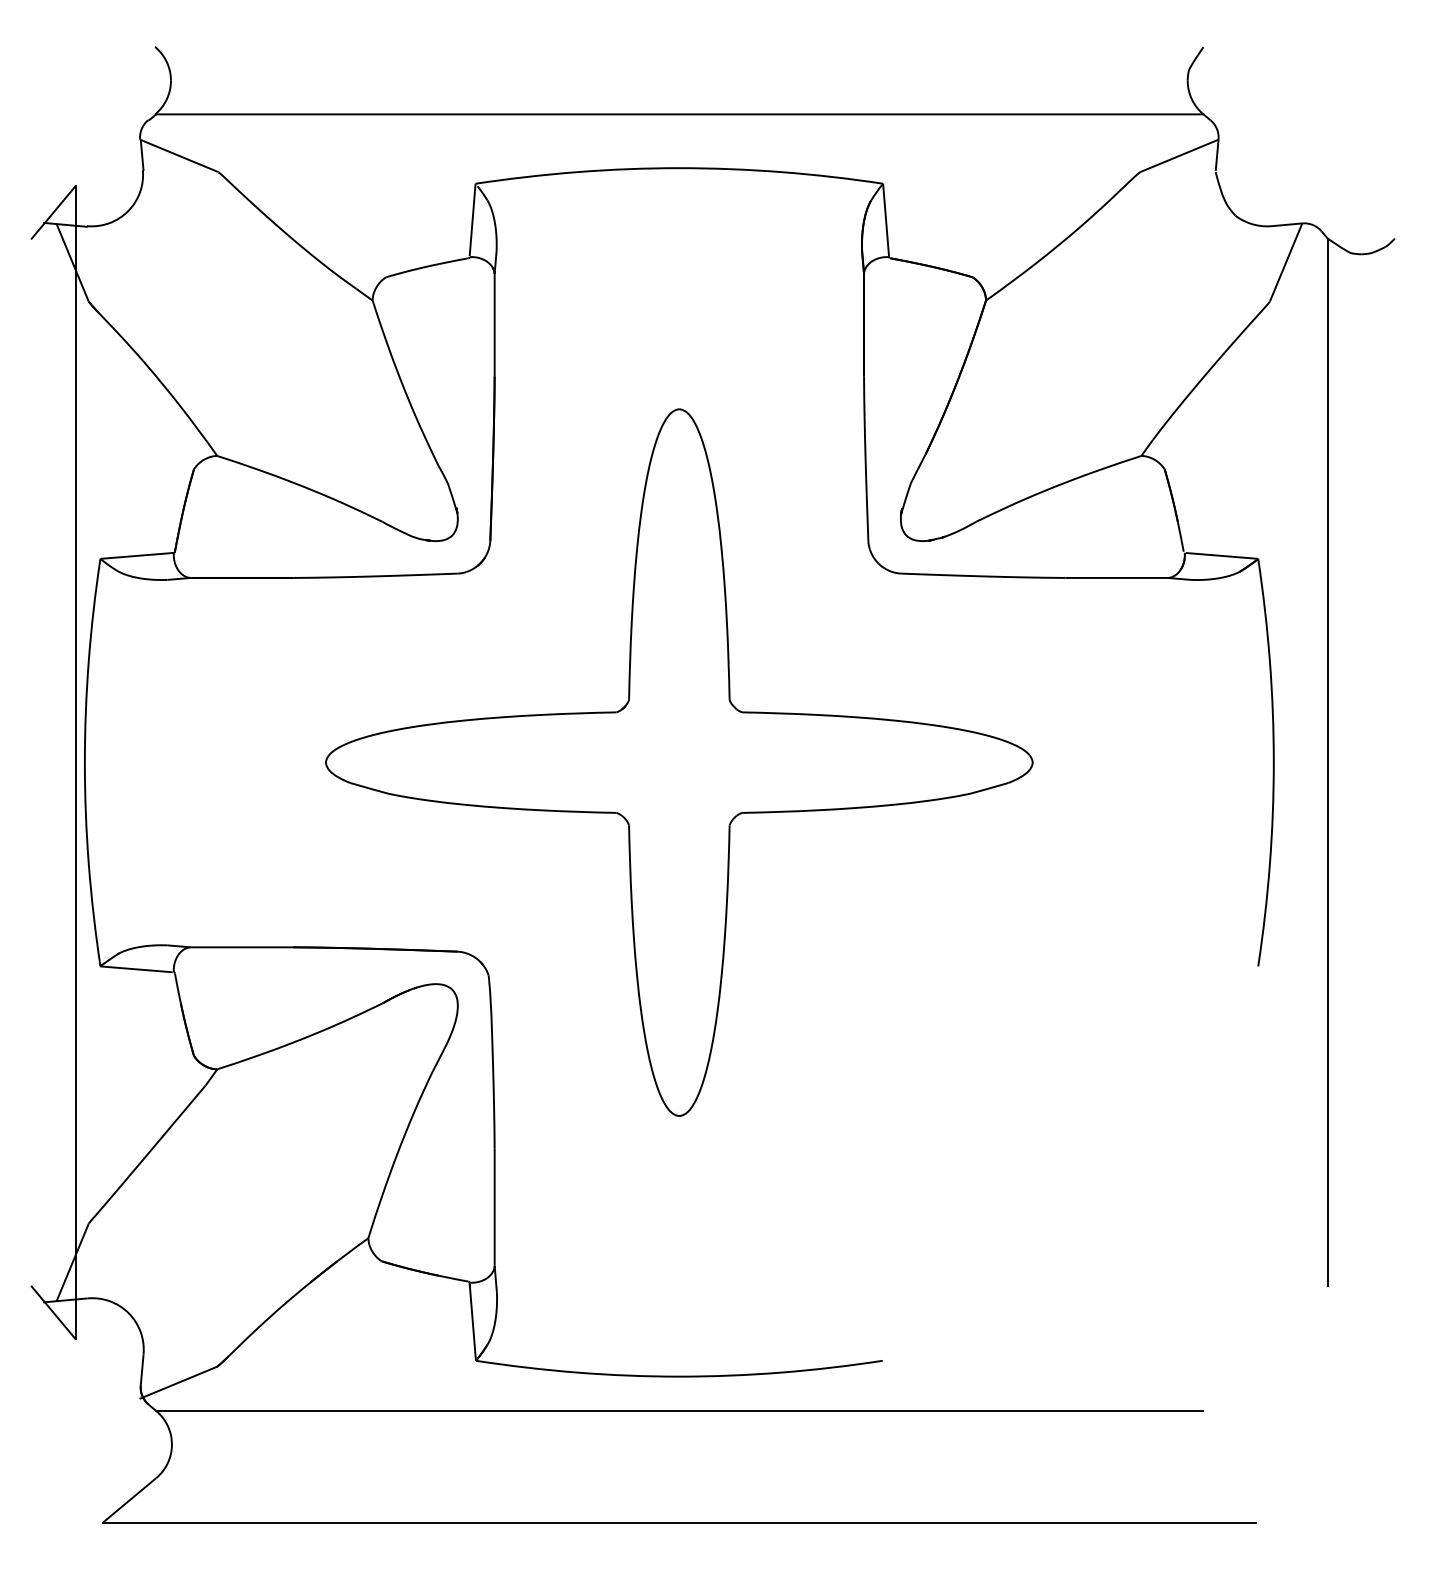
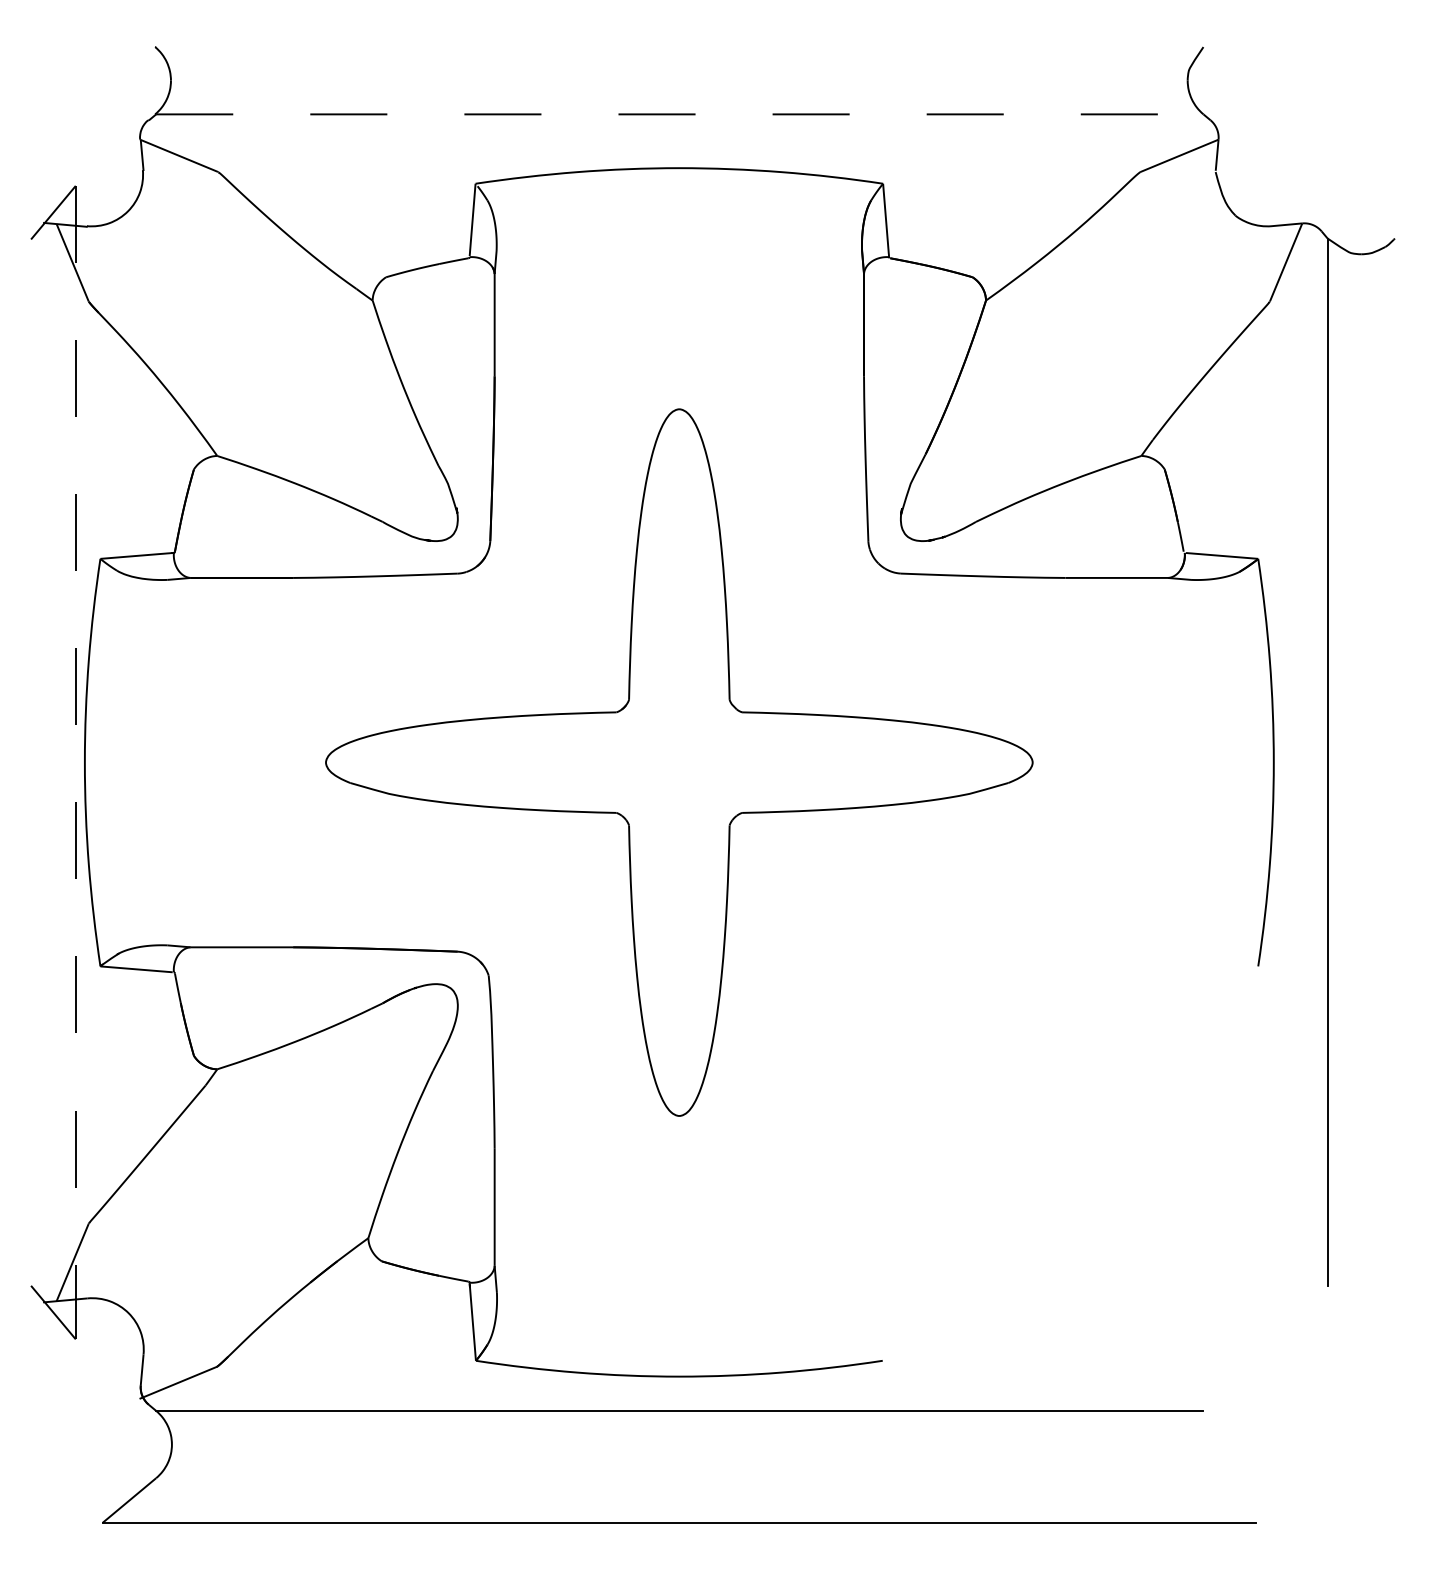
line: solid -> dashed (679, 114)
line: solid -> dashed (75, 762)
